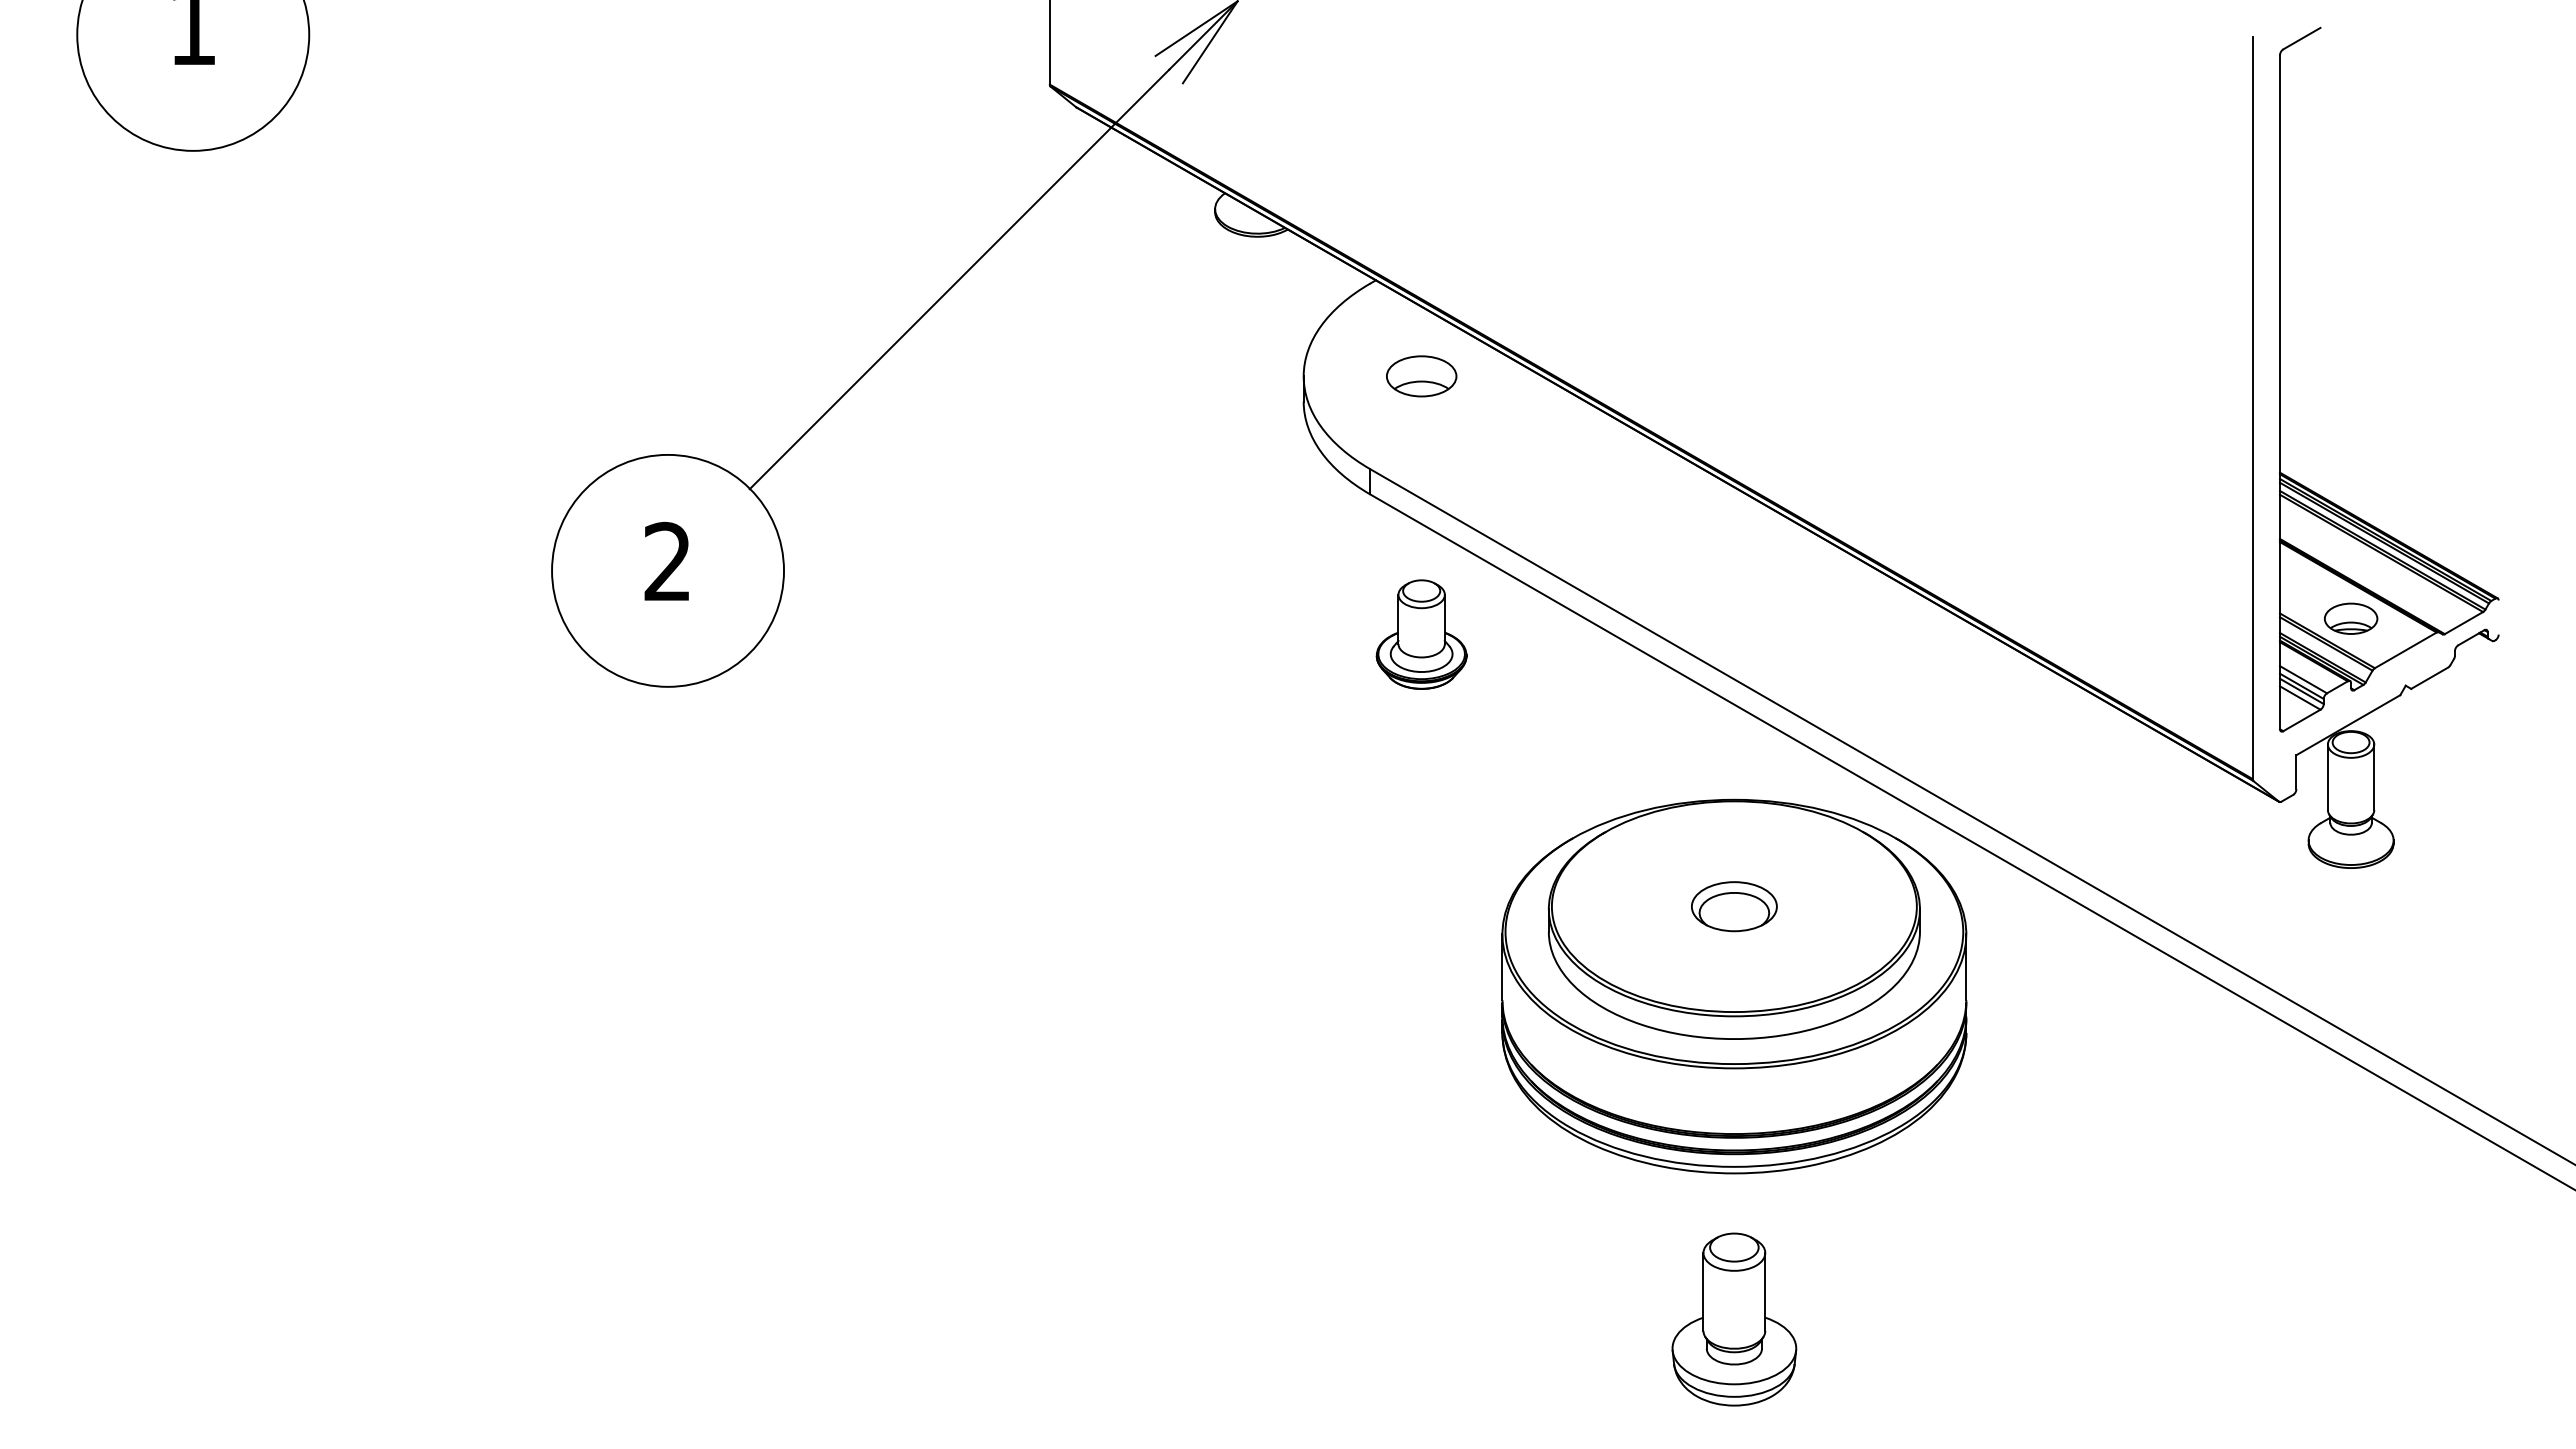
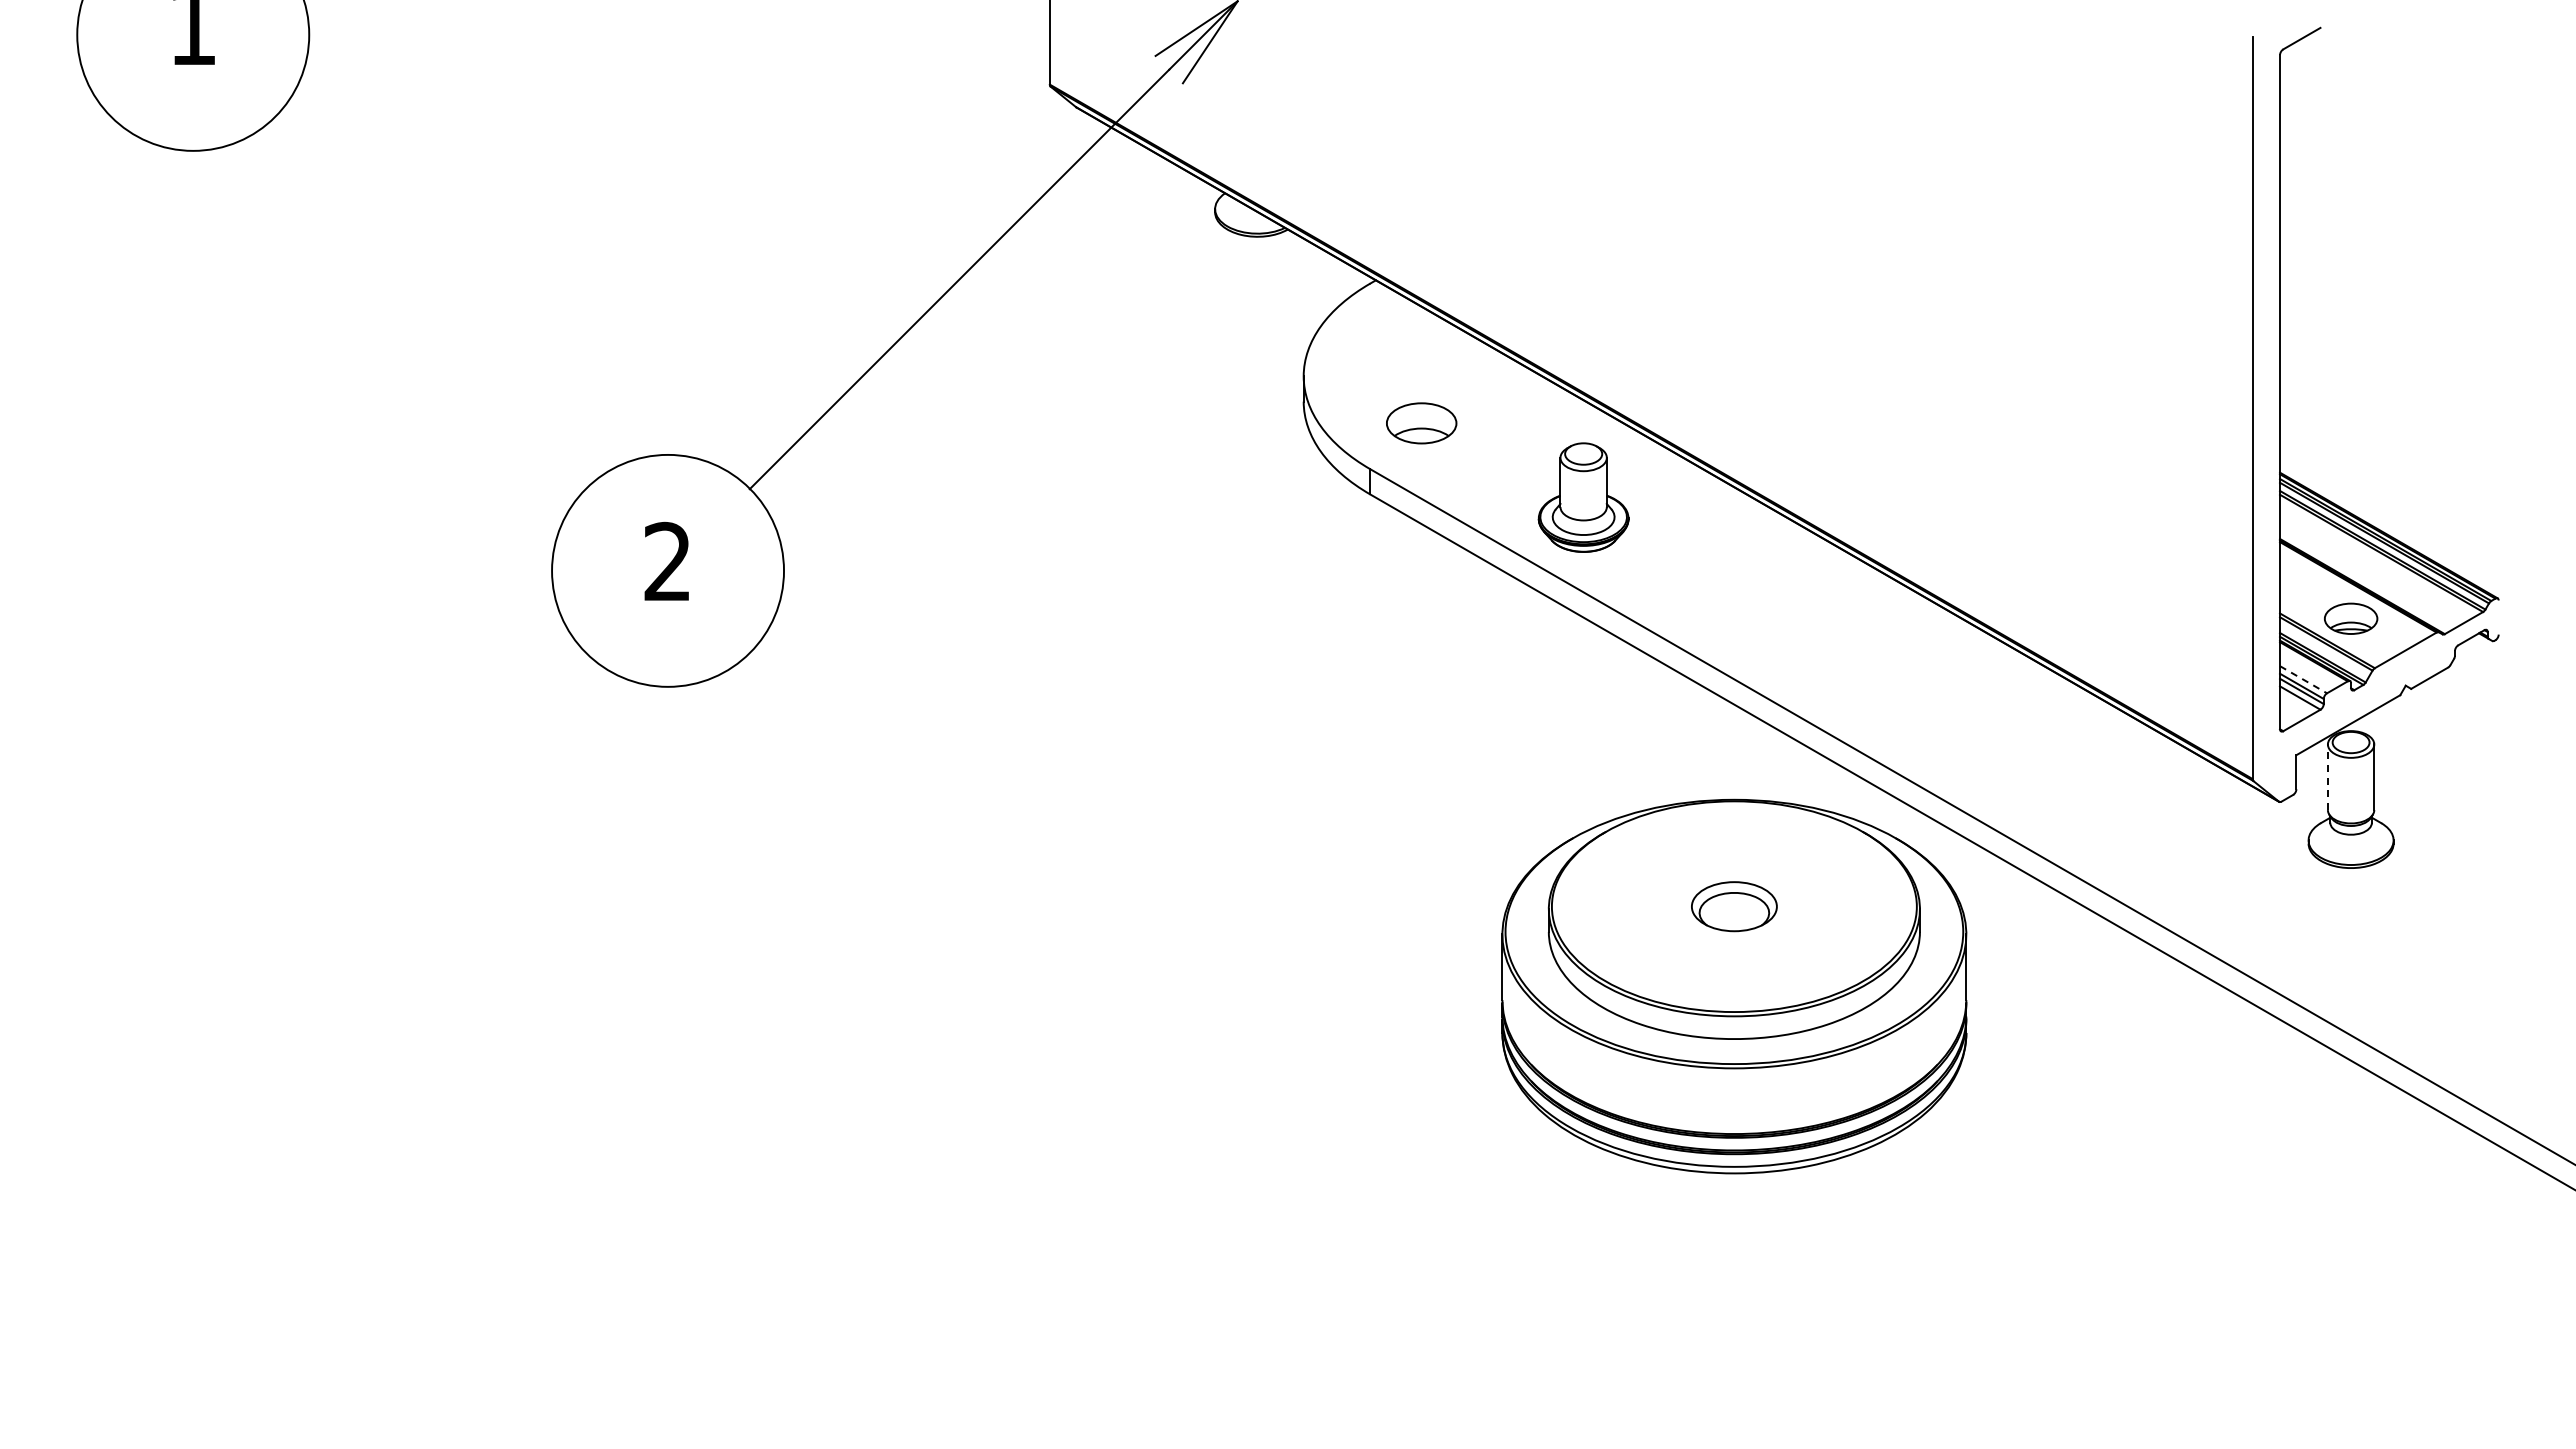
part position: (1421, 376) -> (1421, 423) (1421, 423)
part position: (1421, 634) -> (1583, 497) (1583, 497)
line: solid -> dashed (2303, 679)
line: solid -> dashed (2327, 777)
part: present -> none (1734, 1319)
